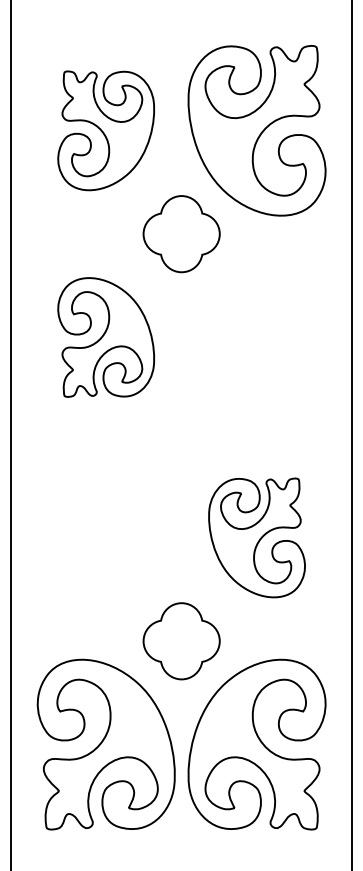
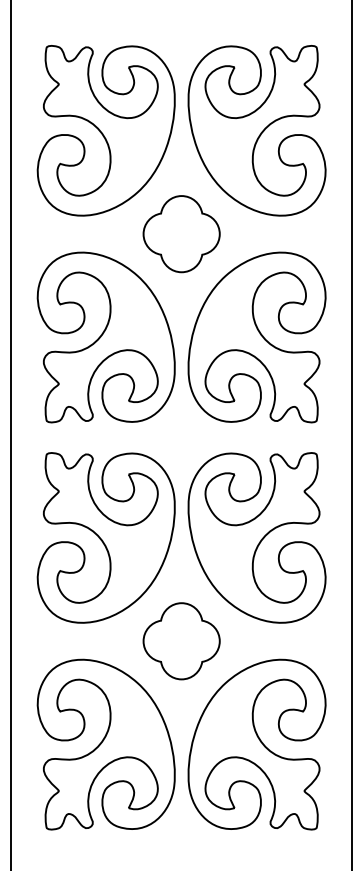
part size: 98x122 px -> 140x172 px (105, 130)
part size: 98x121 px -> 140x173 px (105, 337)
part: none -> present (256, 337)
part: none -> present (105, 537)
part size: 98x122 px -> 140x172 px (256, 537)
